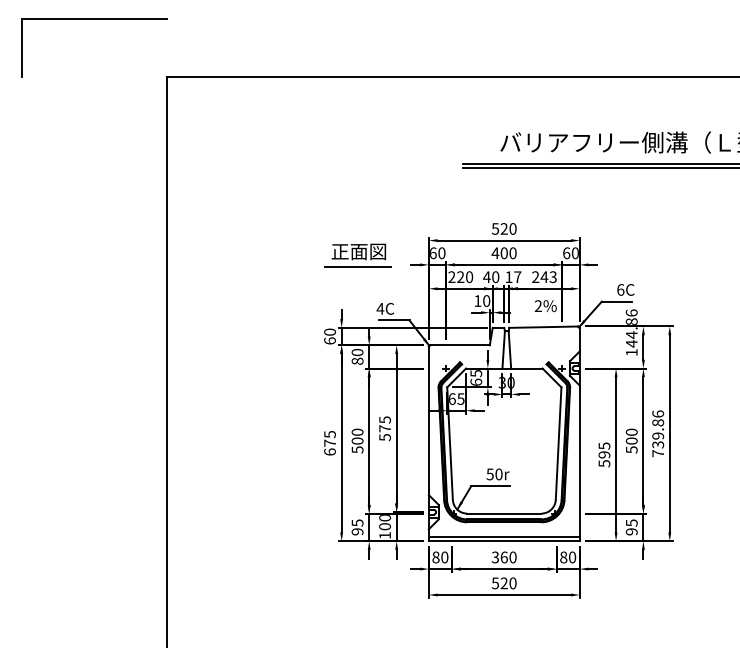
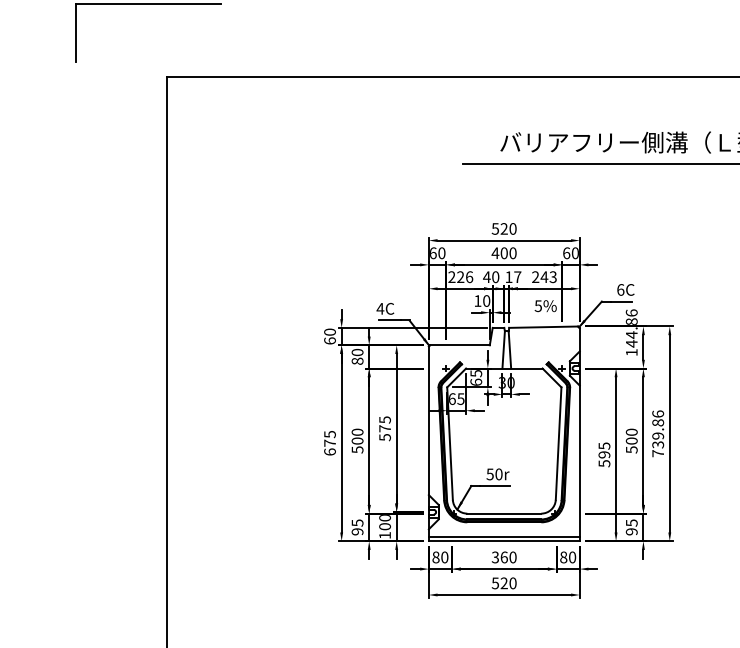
part position: (94, 19) -> (148, 4) (148, 4)
line: present -> none (599, 167)
part: present -> none (357, 255)
text: 220 -> 226 (469, 276)
text: 2% -> 5% (537, 306)
